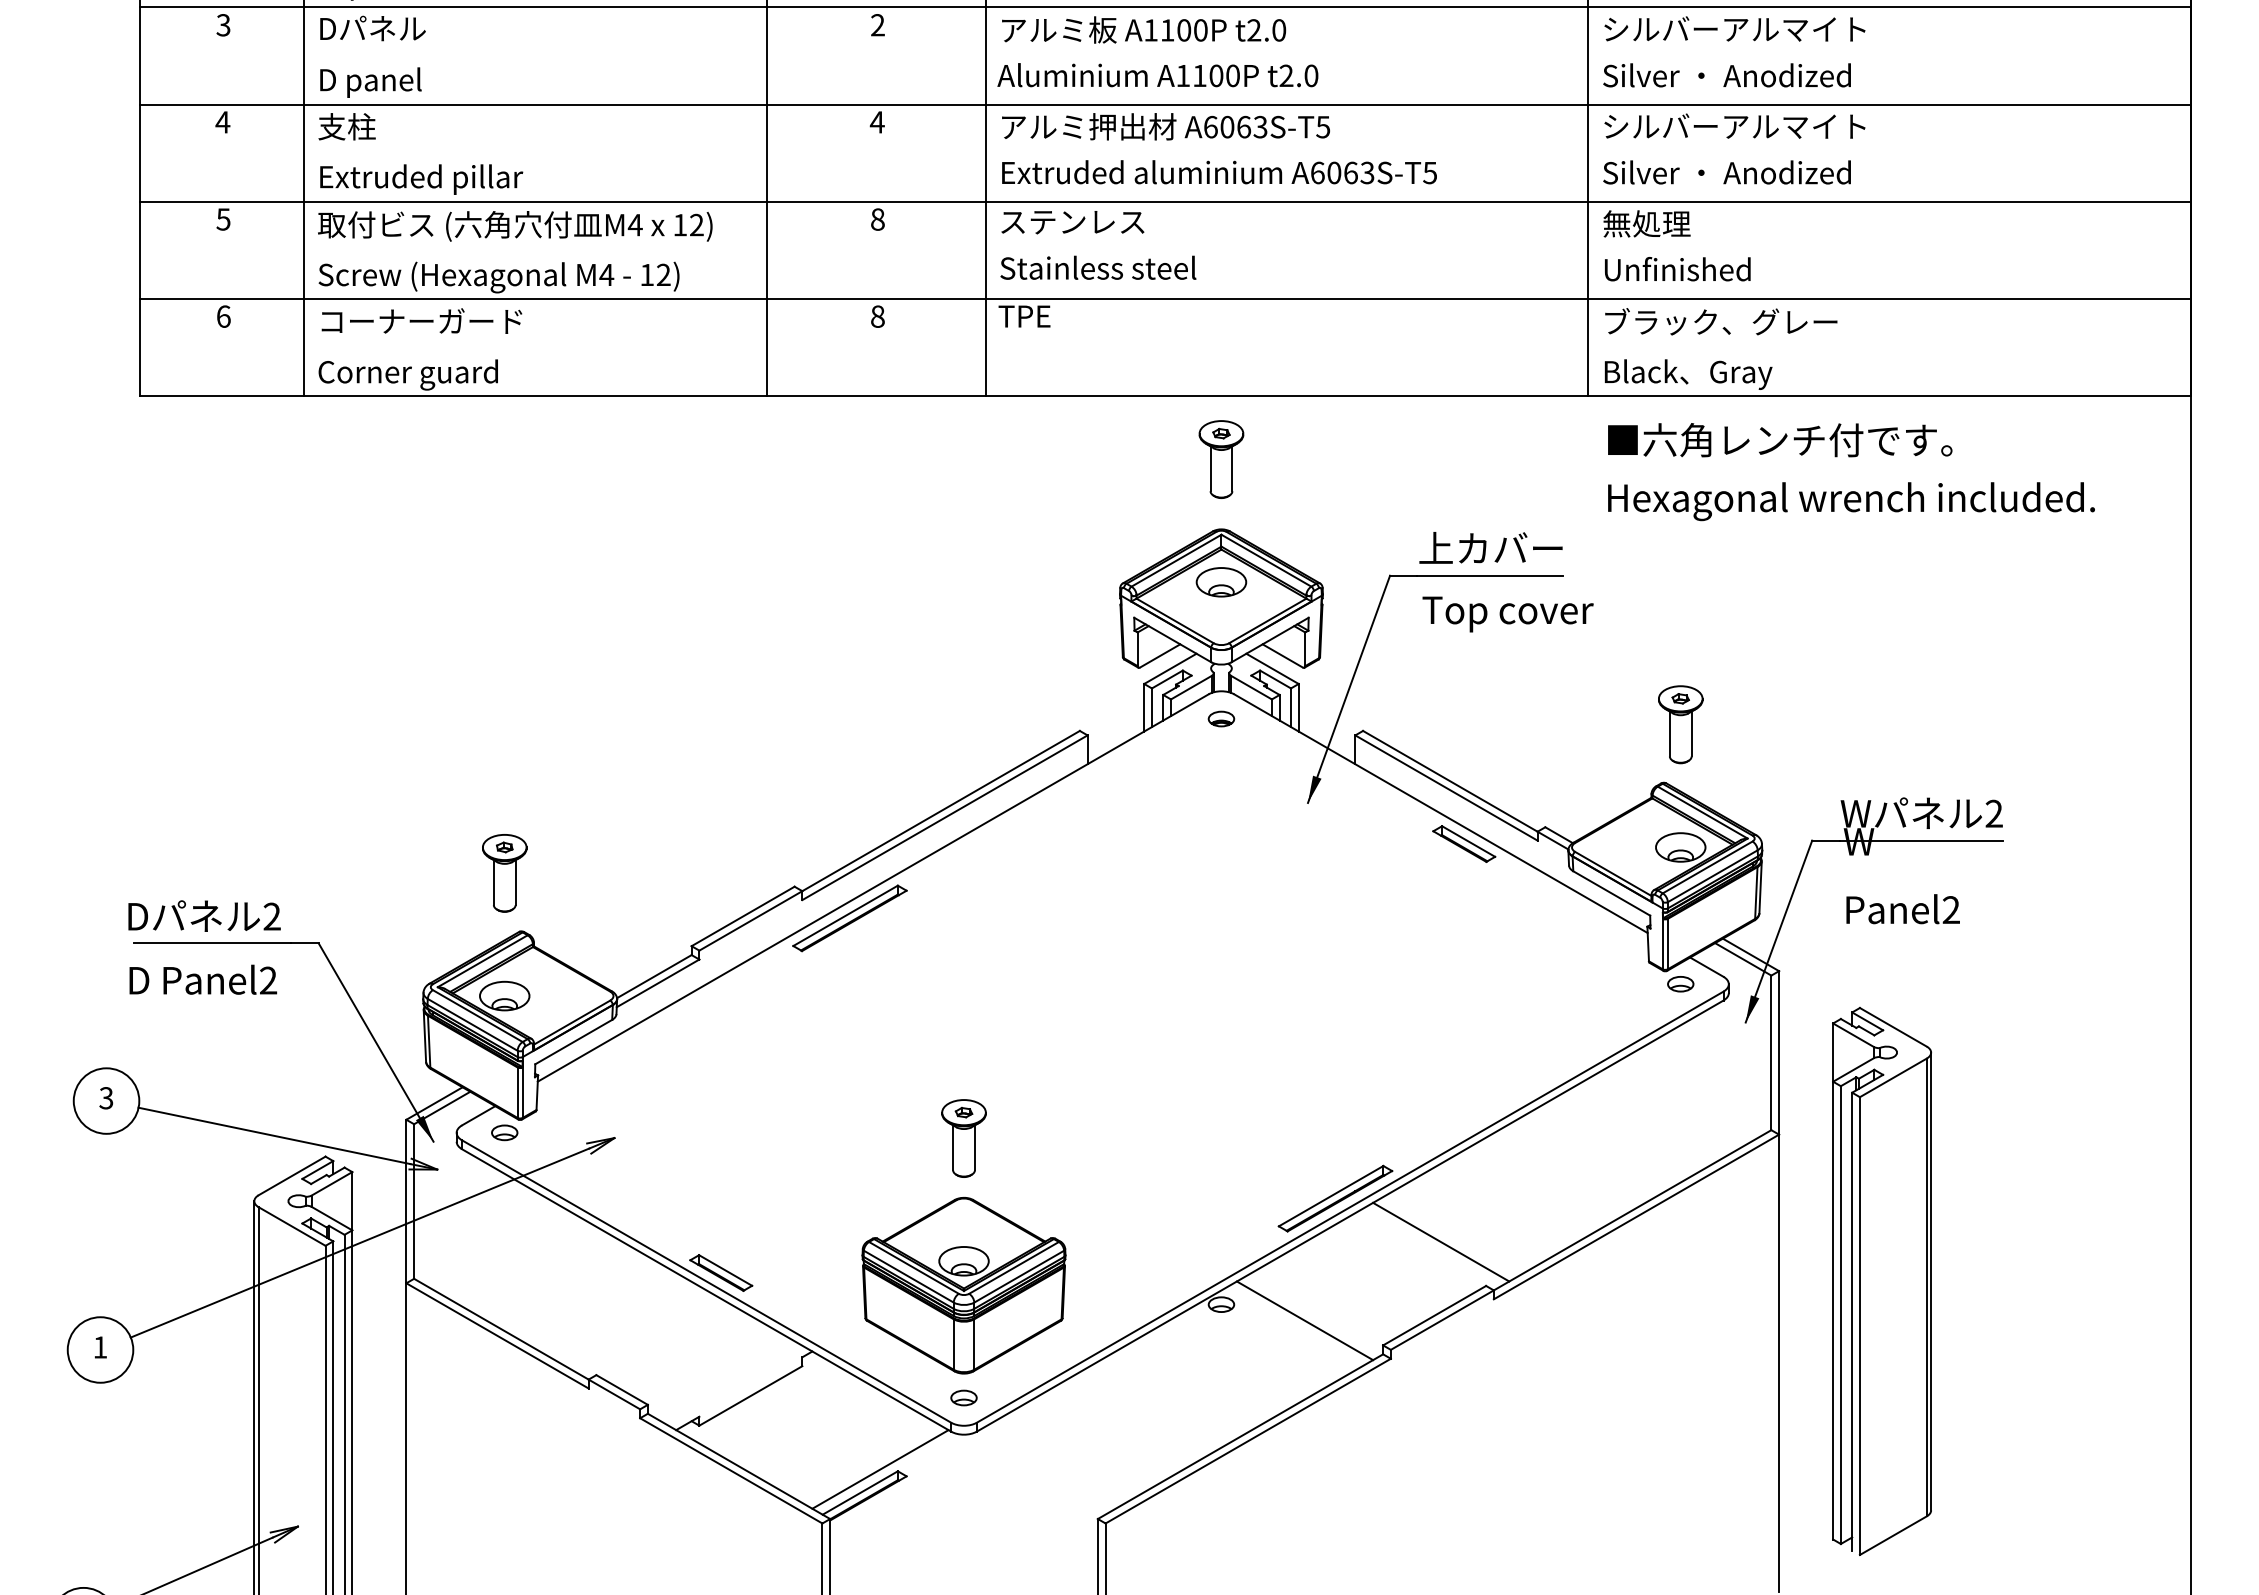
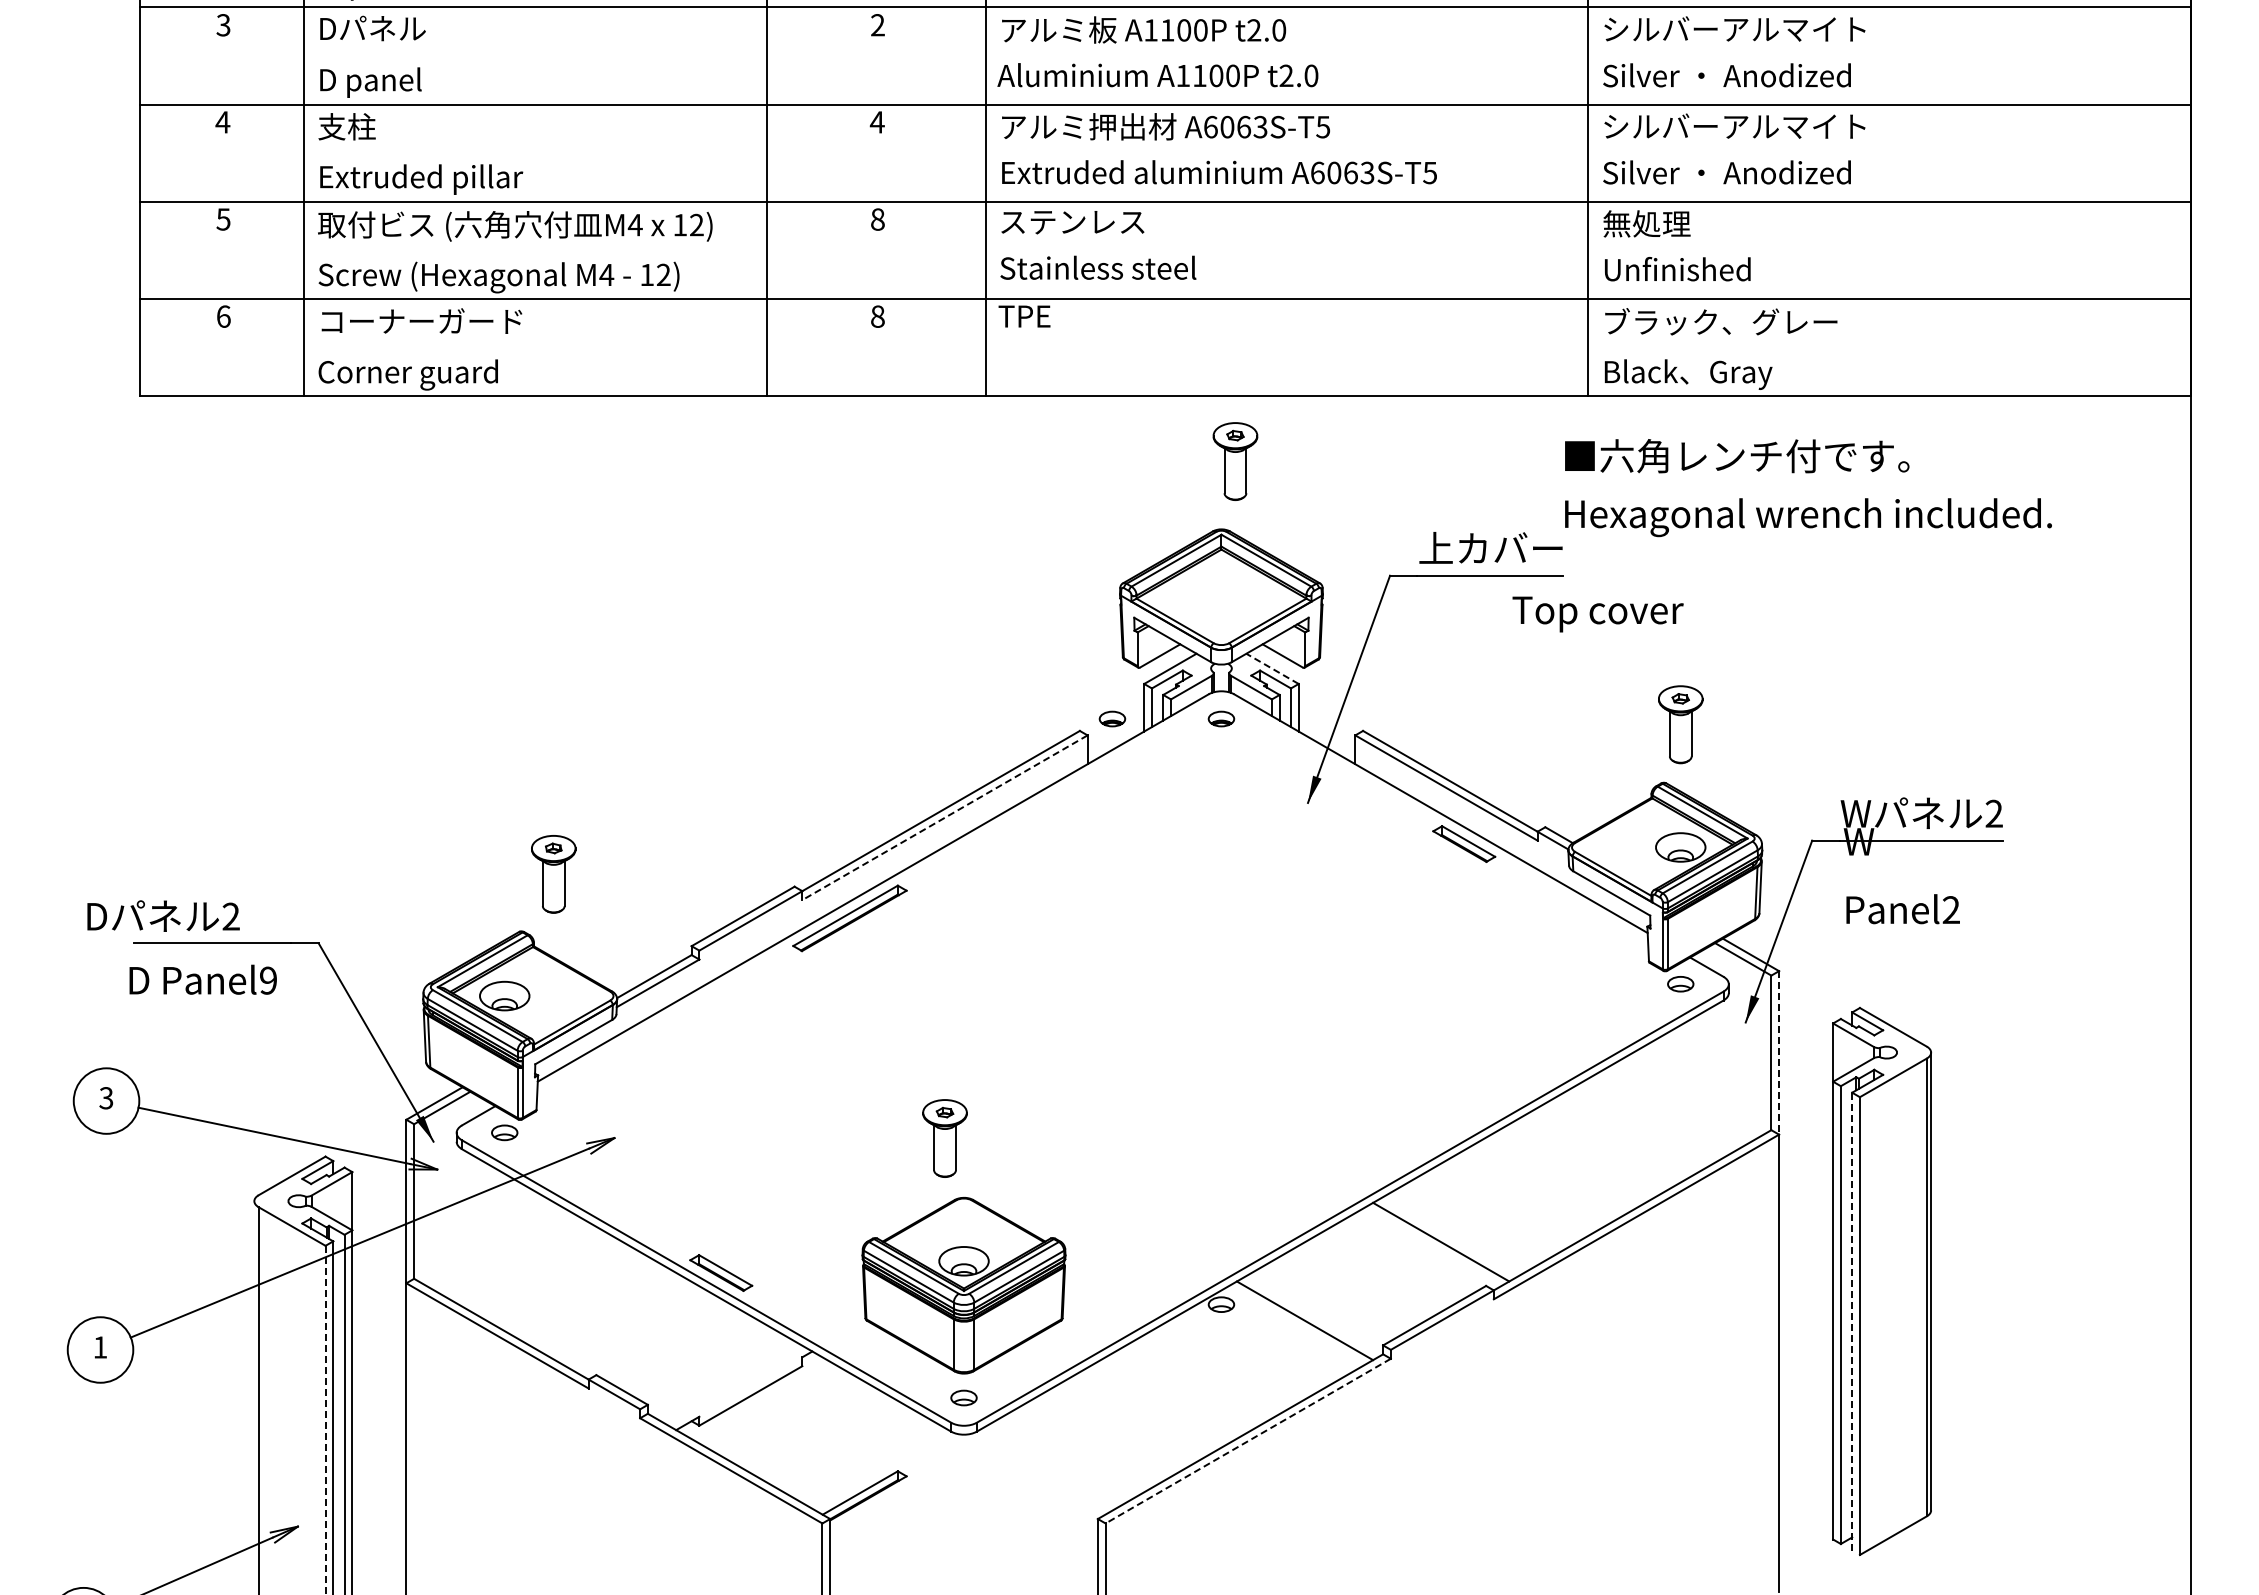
part position: (1221, 459) -> (1235, 461) (1235, 461)
text position: (1851, 472) -> (1808, 488) (1808, 488)
part: present -> none (1221, 582)
text position: (1507, 614) -> (1597, 614) (1597, 614)
line: solid -> dashed (1272, 668)
part: none -> present (1112, 718)
line: solid -> dashed (944, 817)
part position: (504, 873) -> (553, 874) (553, 874)
text position: (204, 915) -> (163, 915) (163, 915)
text: Panel2 -> Panel9 (268, 980)
line: solid -> dashed (1779, 1052)
part position: (963, 1138) -> (944, 1138) (944, 1138)
part: present -> none (1335, 1198)
line: solid -> dashed (1852, 1321)
line: present -> none (254, 1396)
line: solid -> dashed (325, 1419)
line: solid -> dashed (1248, 1441)
line: present -> none (880, 1469)
